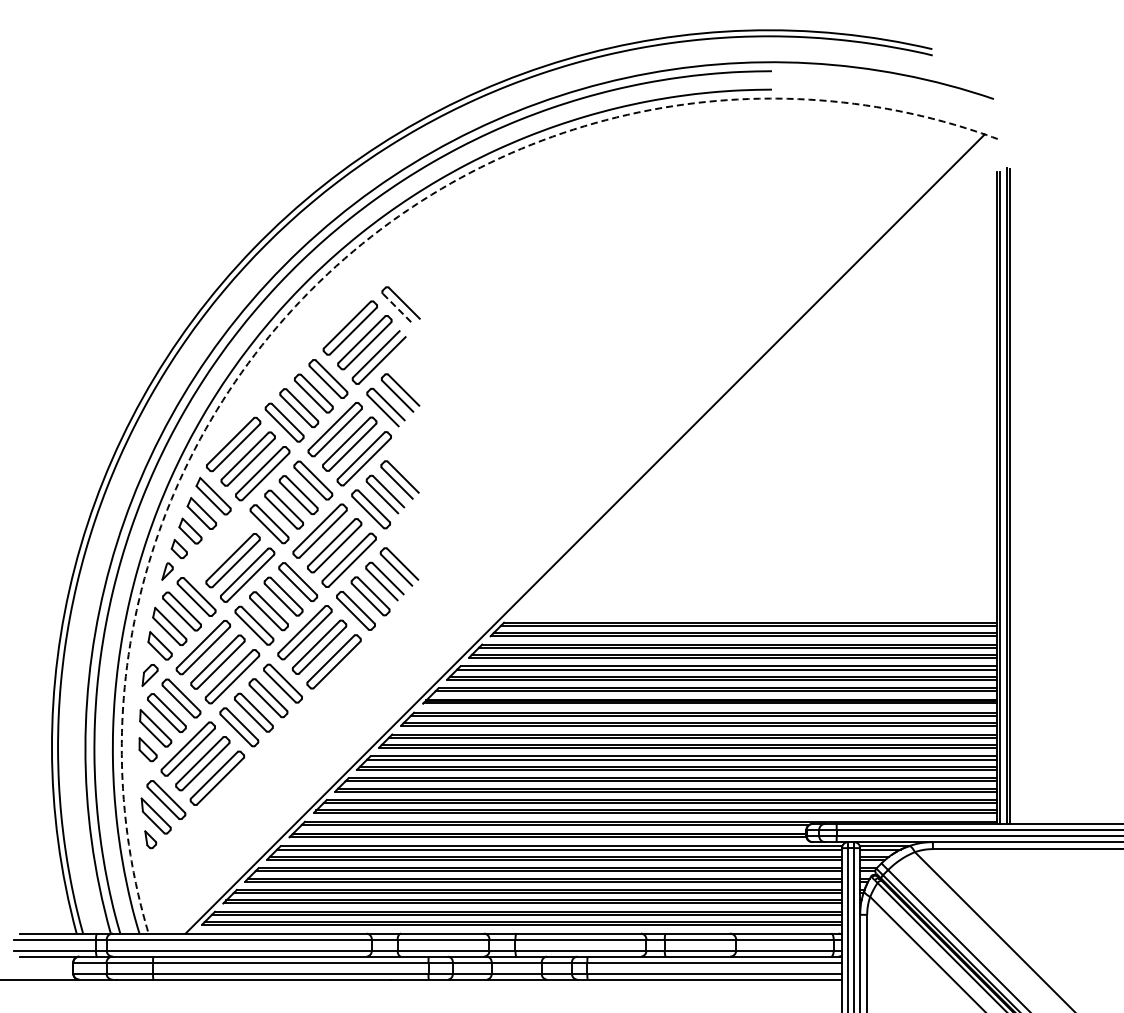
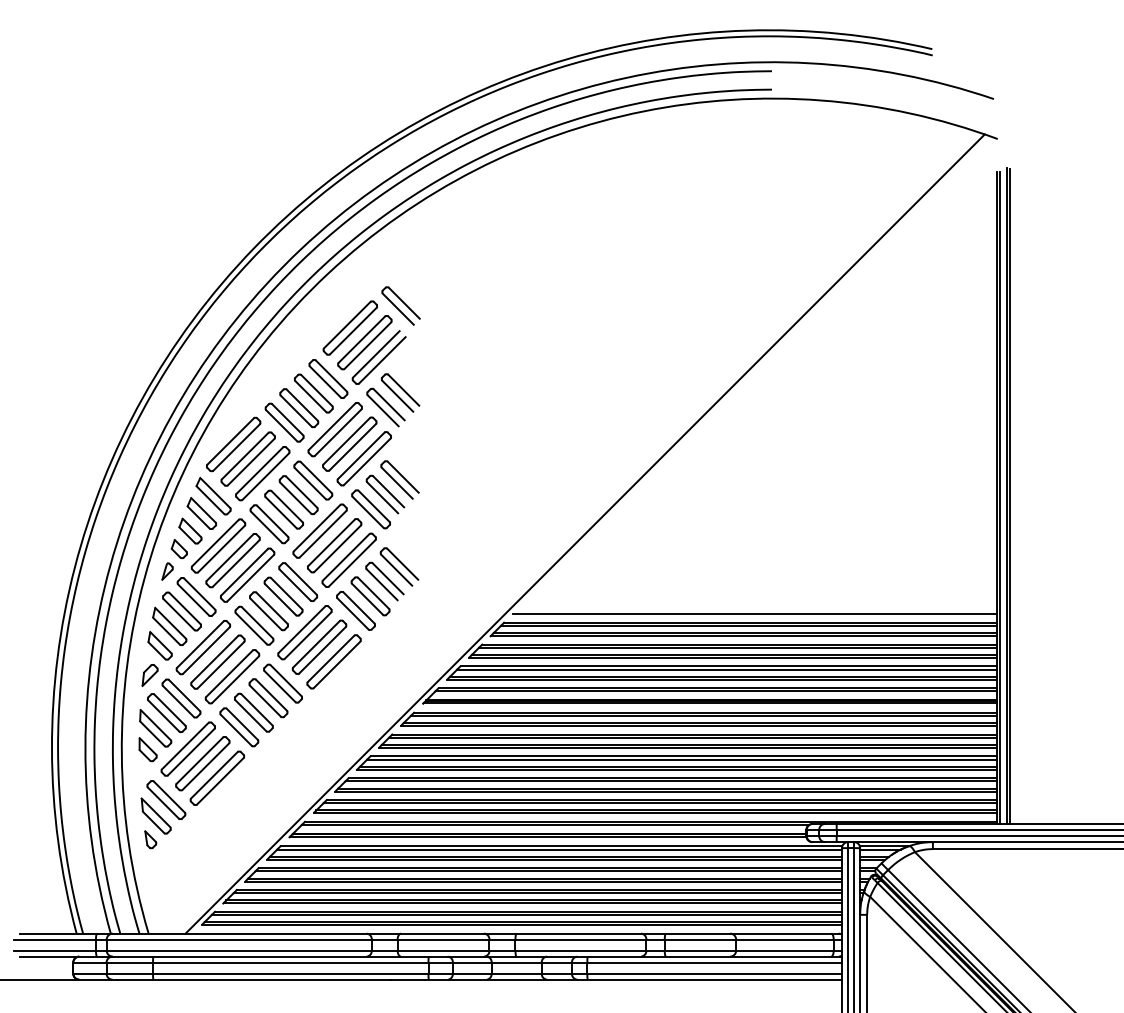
arc: dashed -> solid (327, 274)
line: dashed -> solid (398, 309)
part: none -> present (218, 545)
line: none -> present (754, 614)
